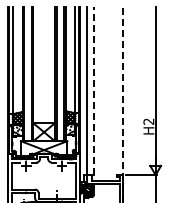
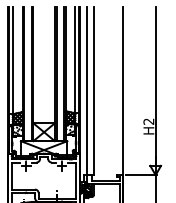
line: dashed -> solid (94, 90)
line: dashed -> solid (122, 104)
